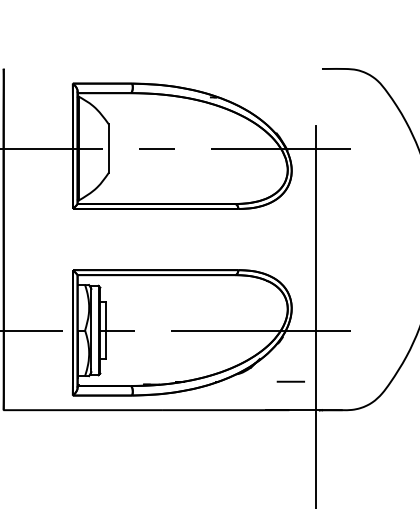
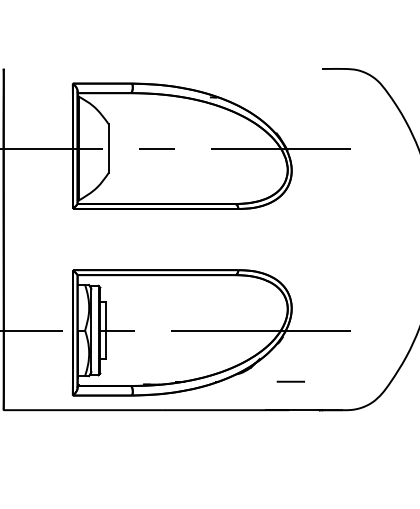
line: present -> none (316, 315)
